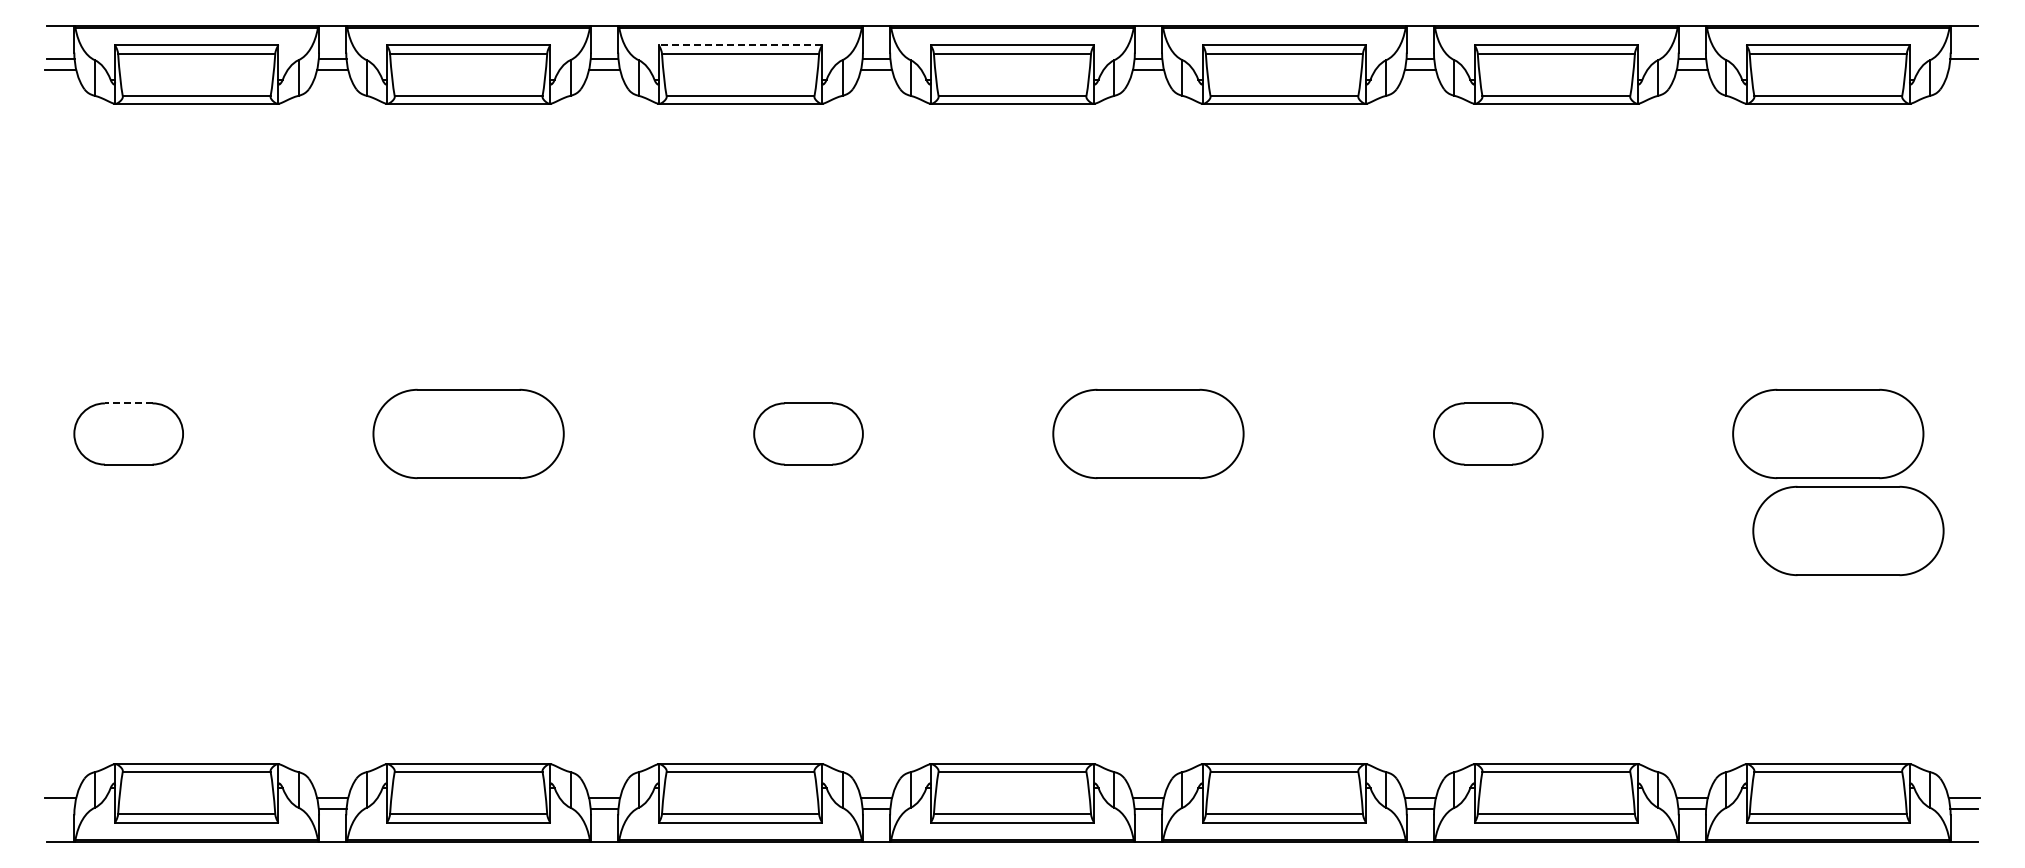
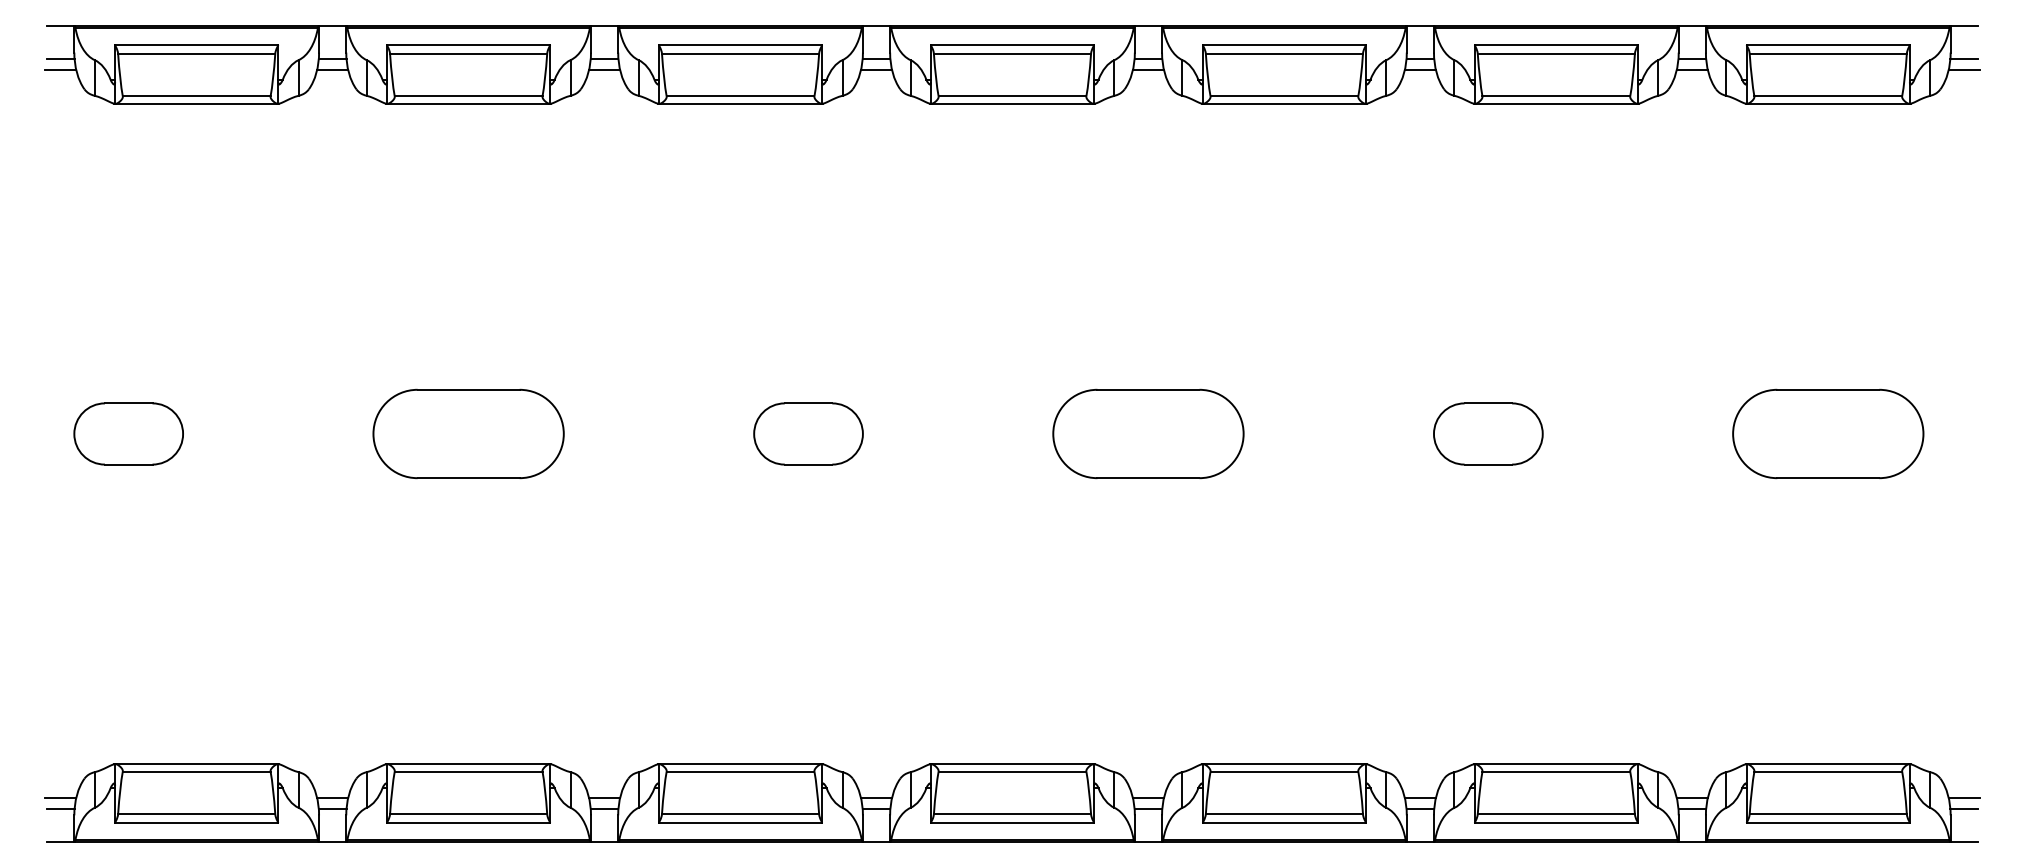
line: dashed -> solid (740, 45)
line: none -> present (1963, 69)
line: dashed -> solid (128, 403)
part: present -> none (1848, 530)
line: none -> present (60, 809)
